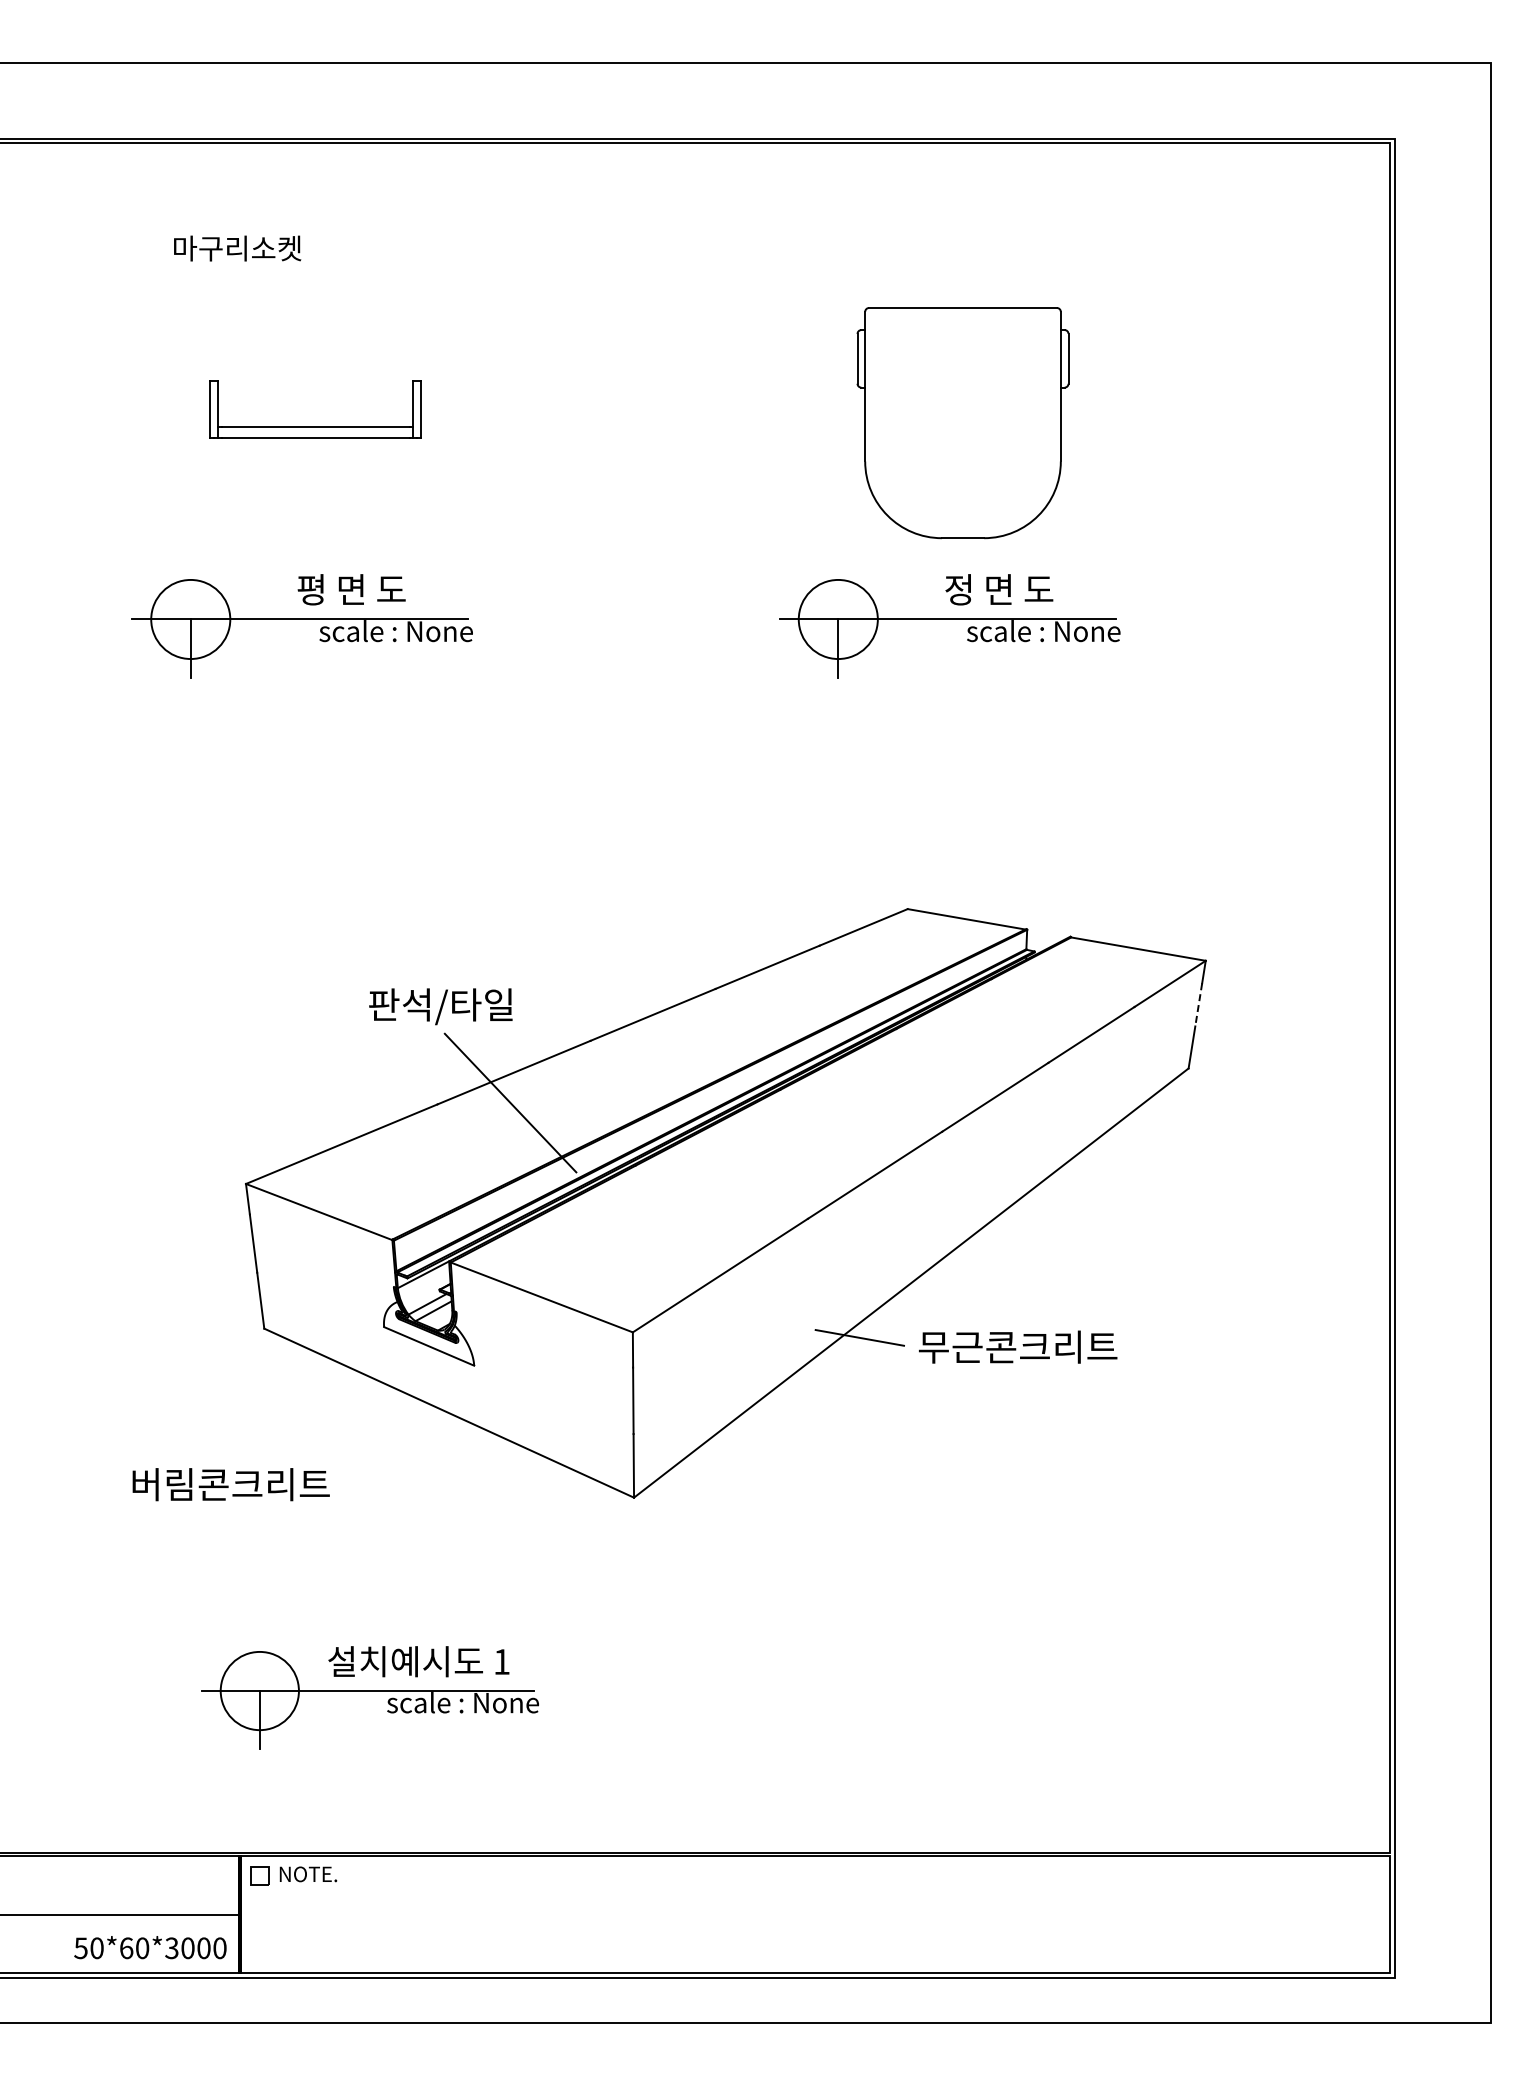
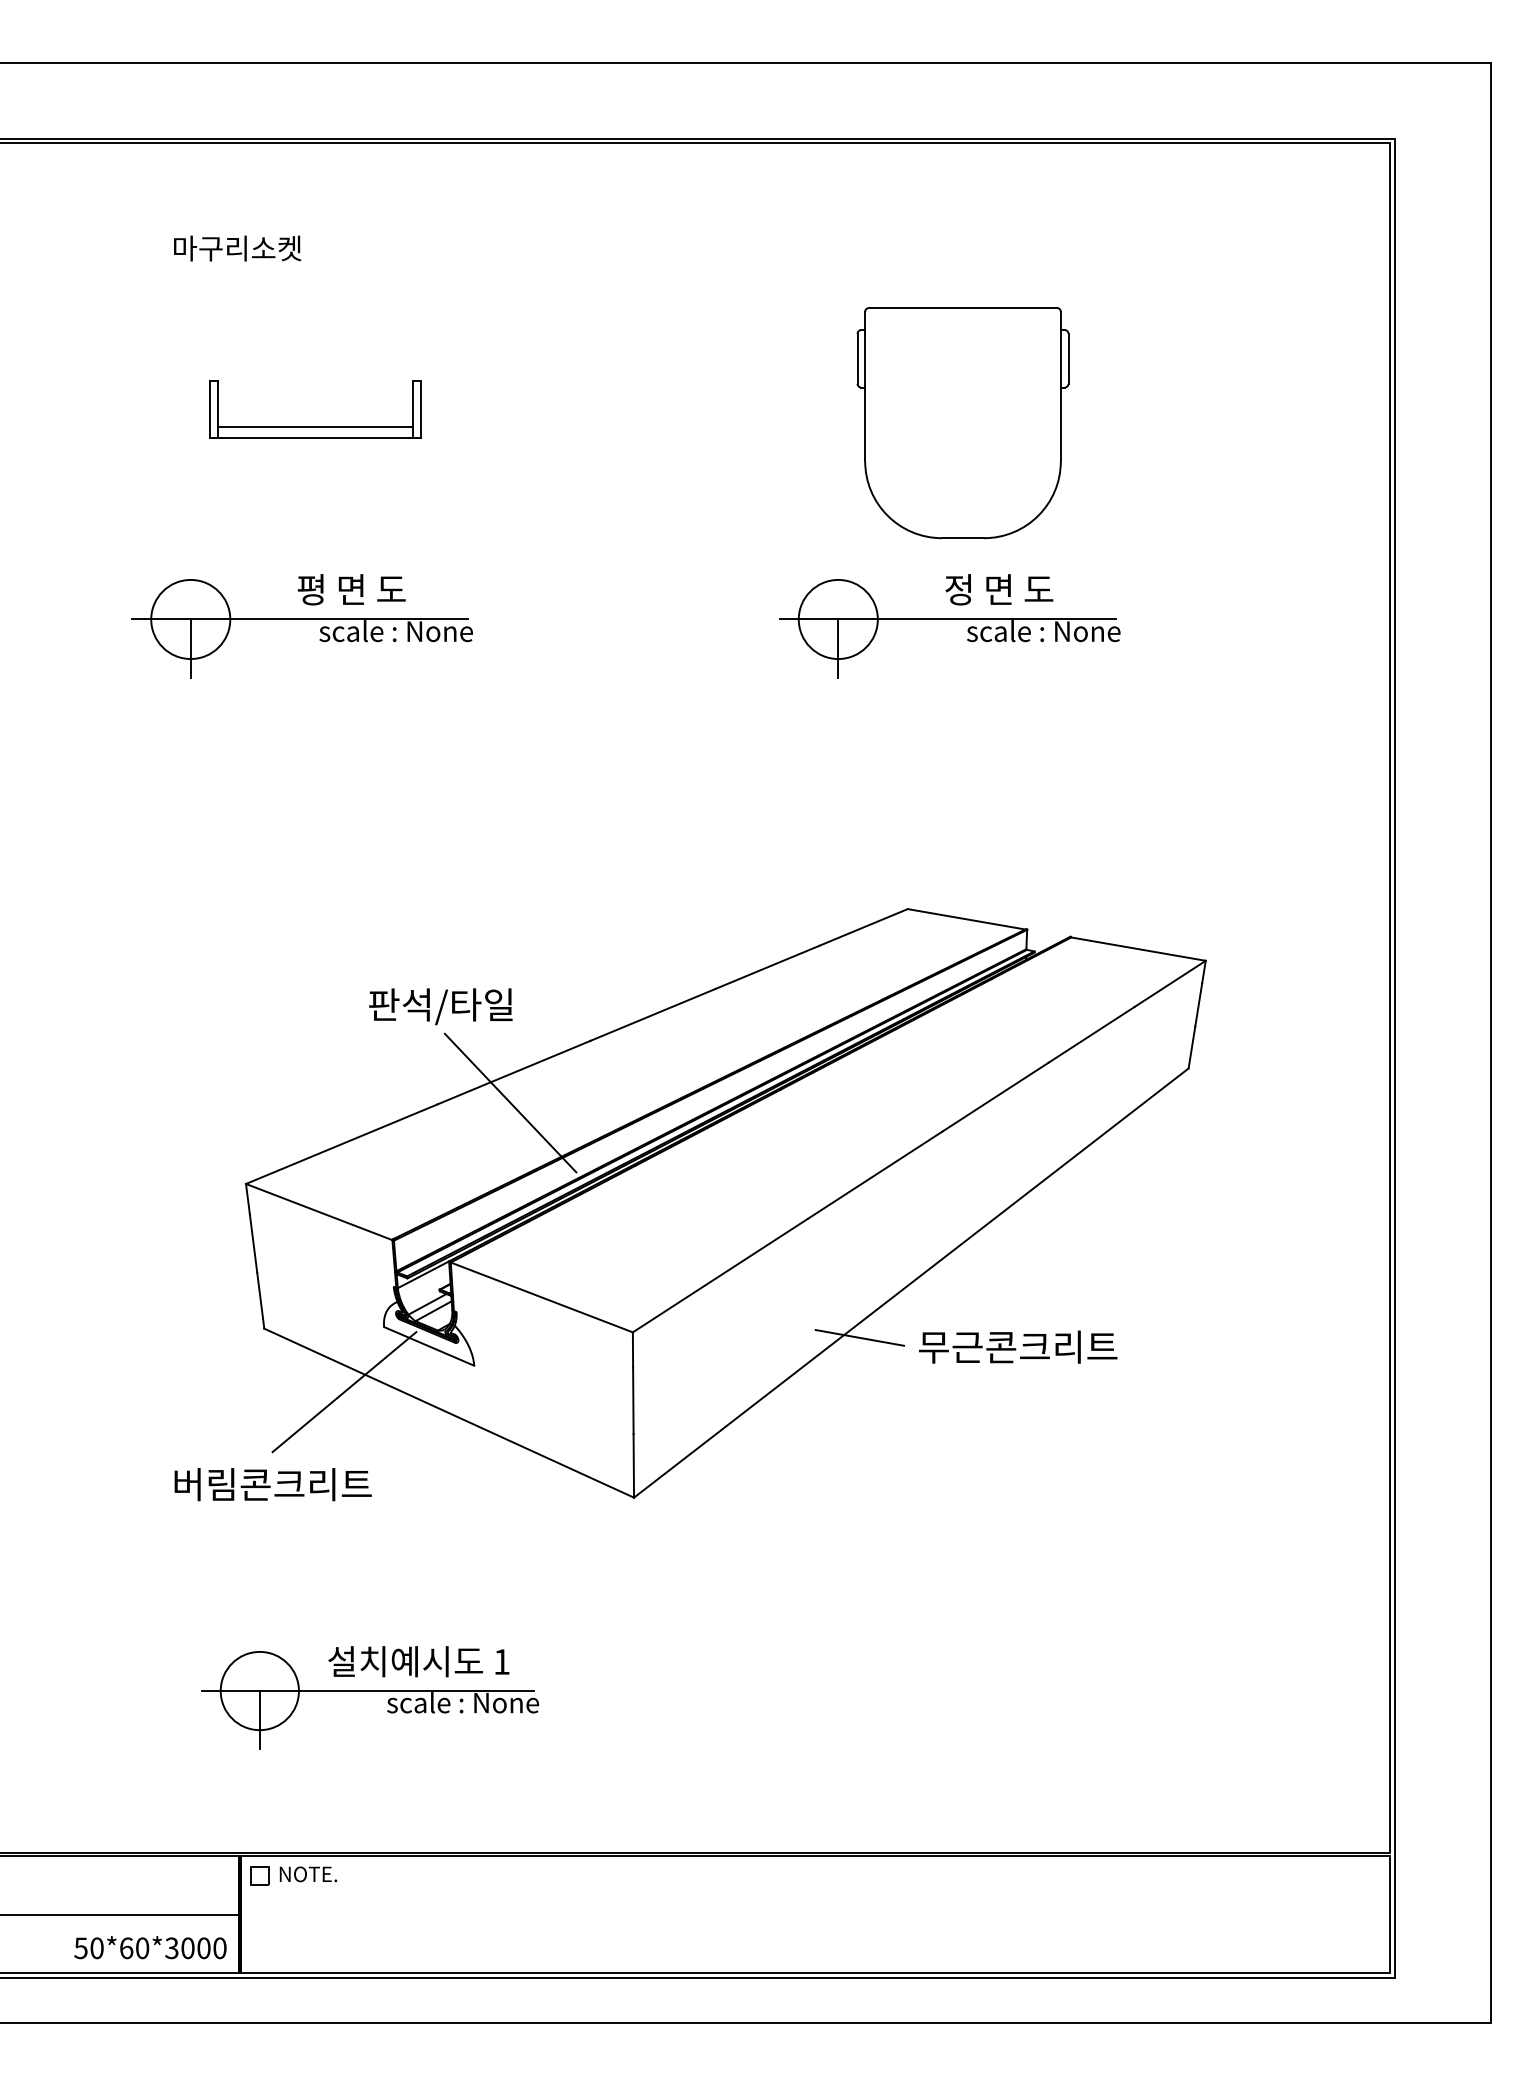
line: dashed -> solid (1198, 1004)
line: none -> present (344, 1392)
text position: (230, 1484) -> (272, 1484) (272, 1484)
